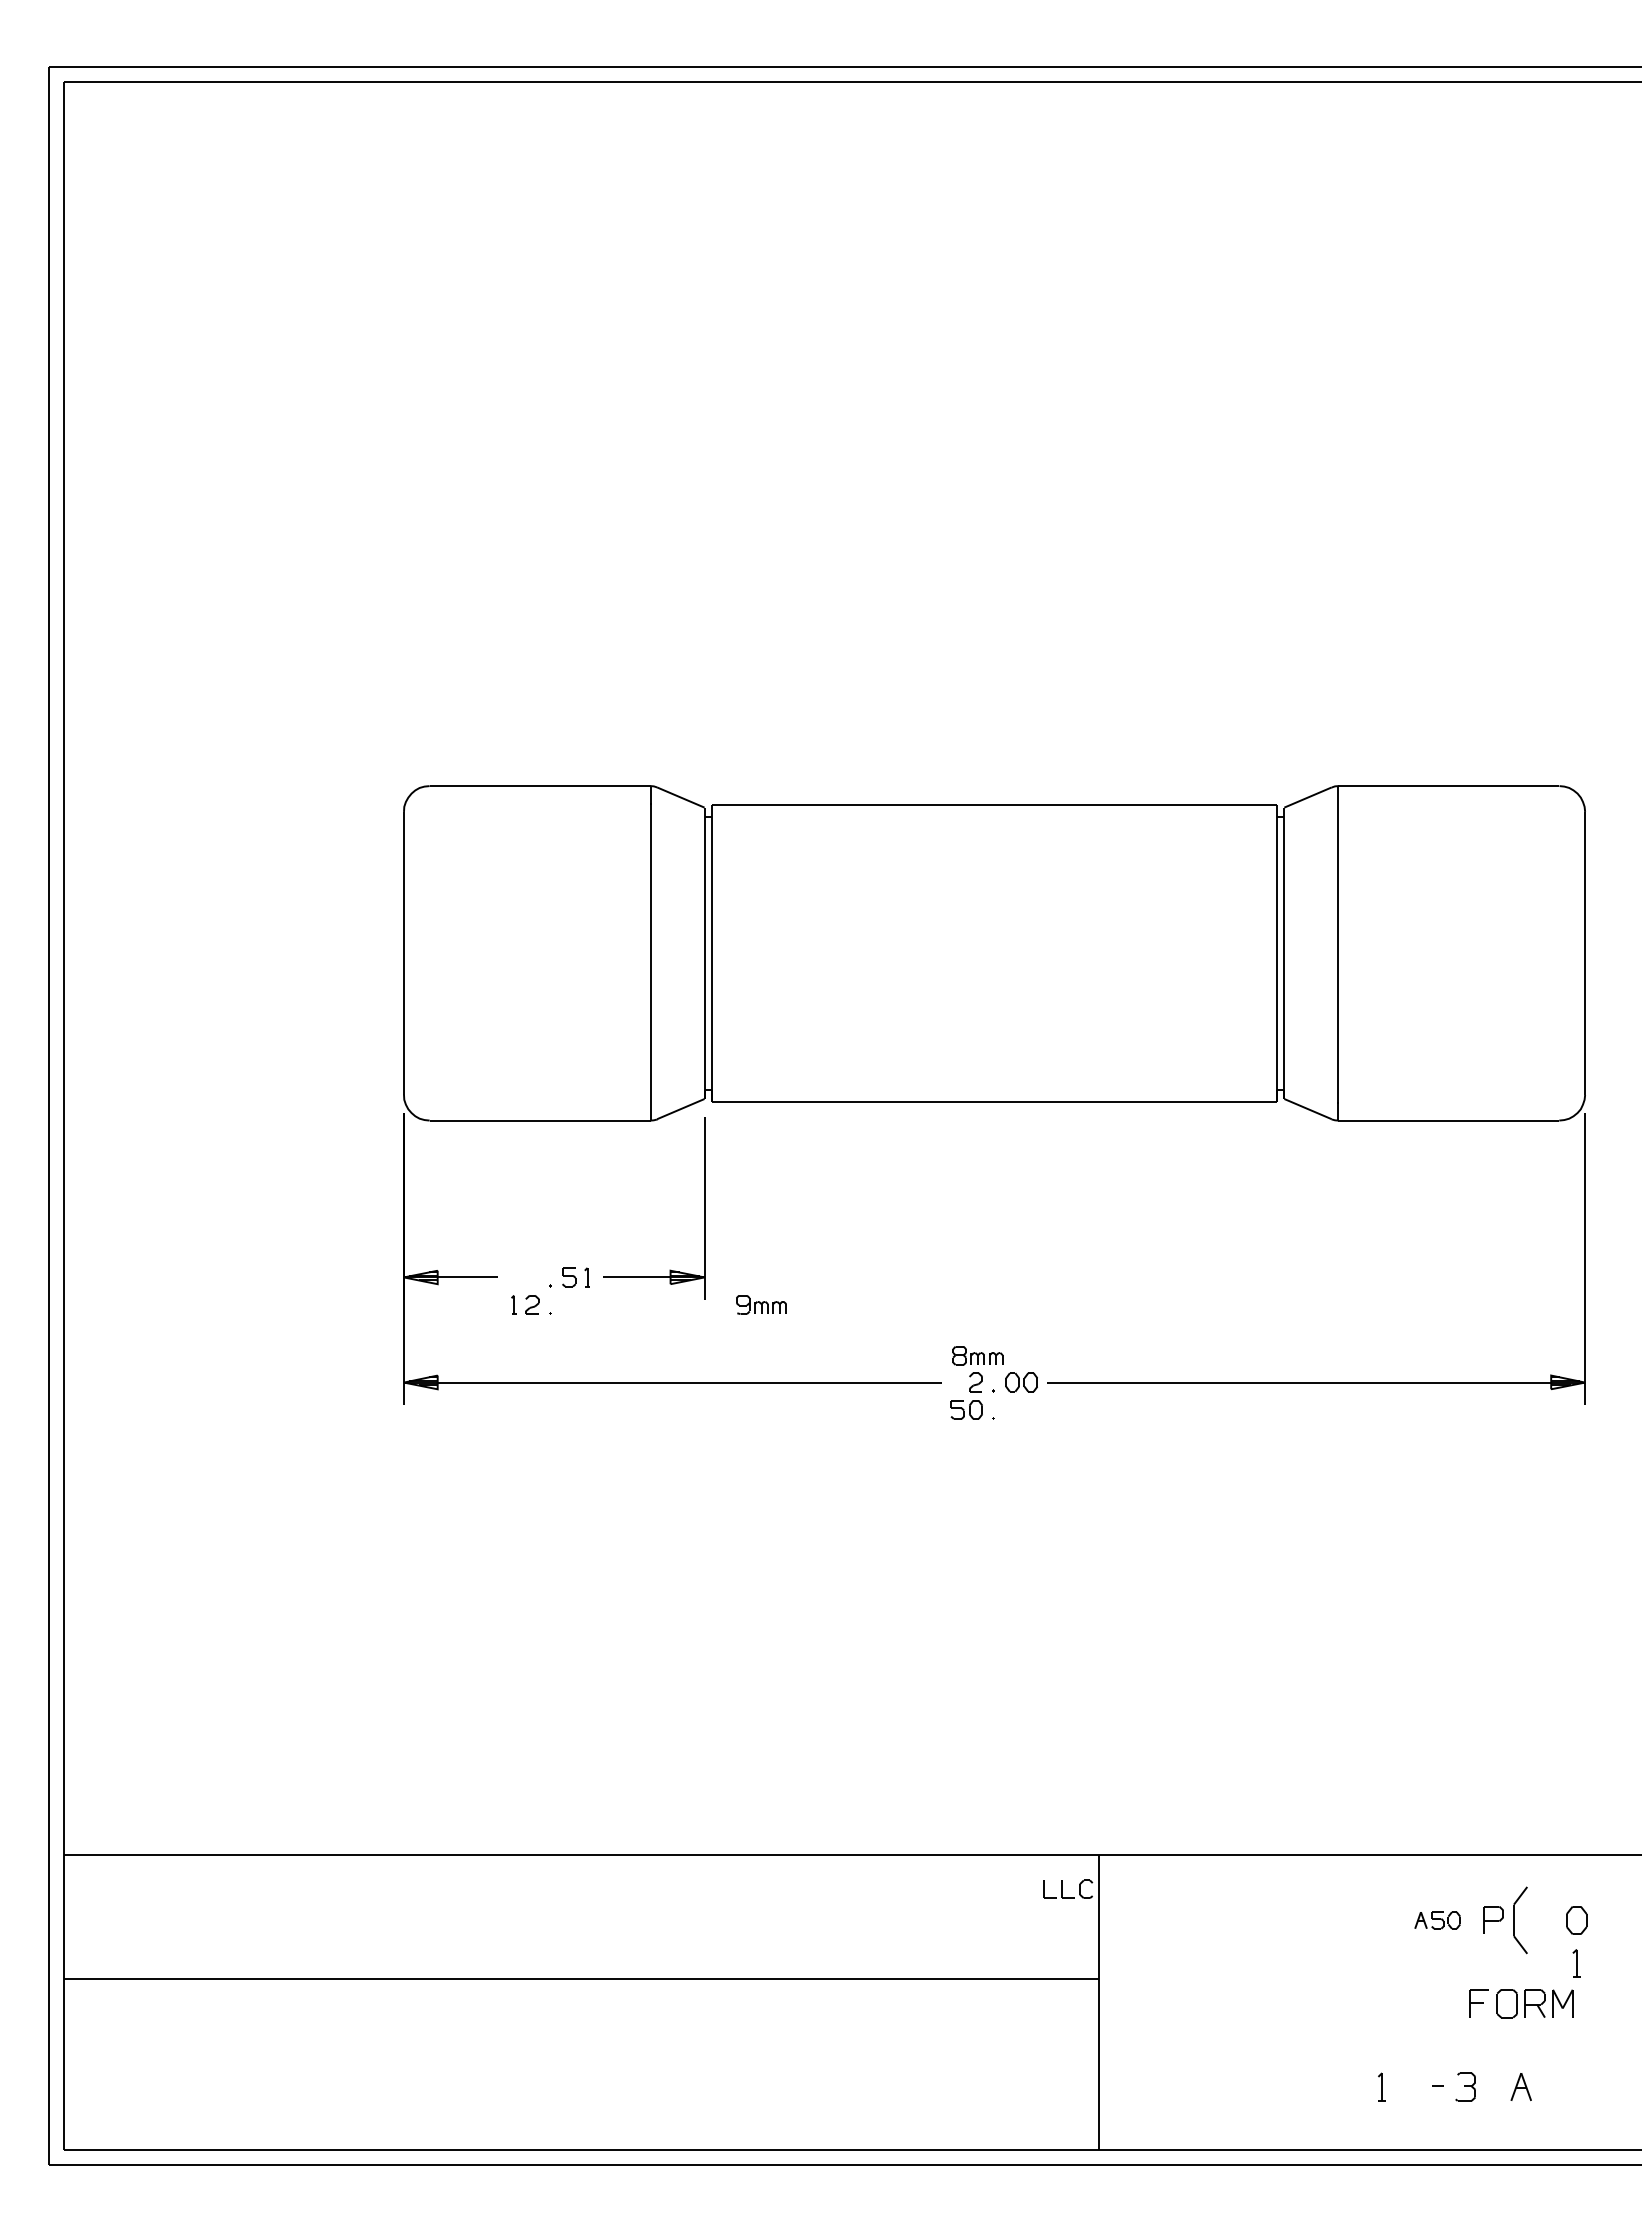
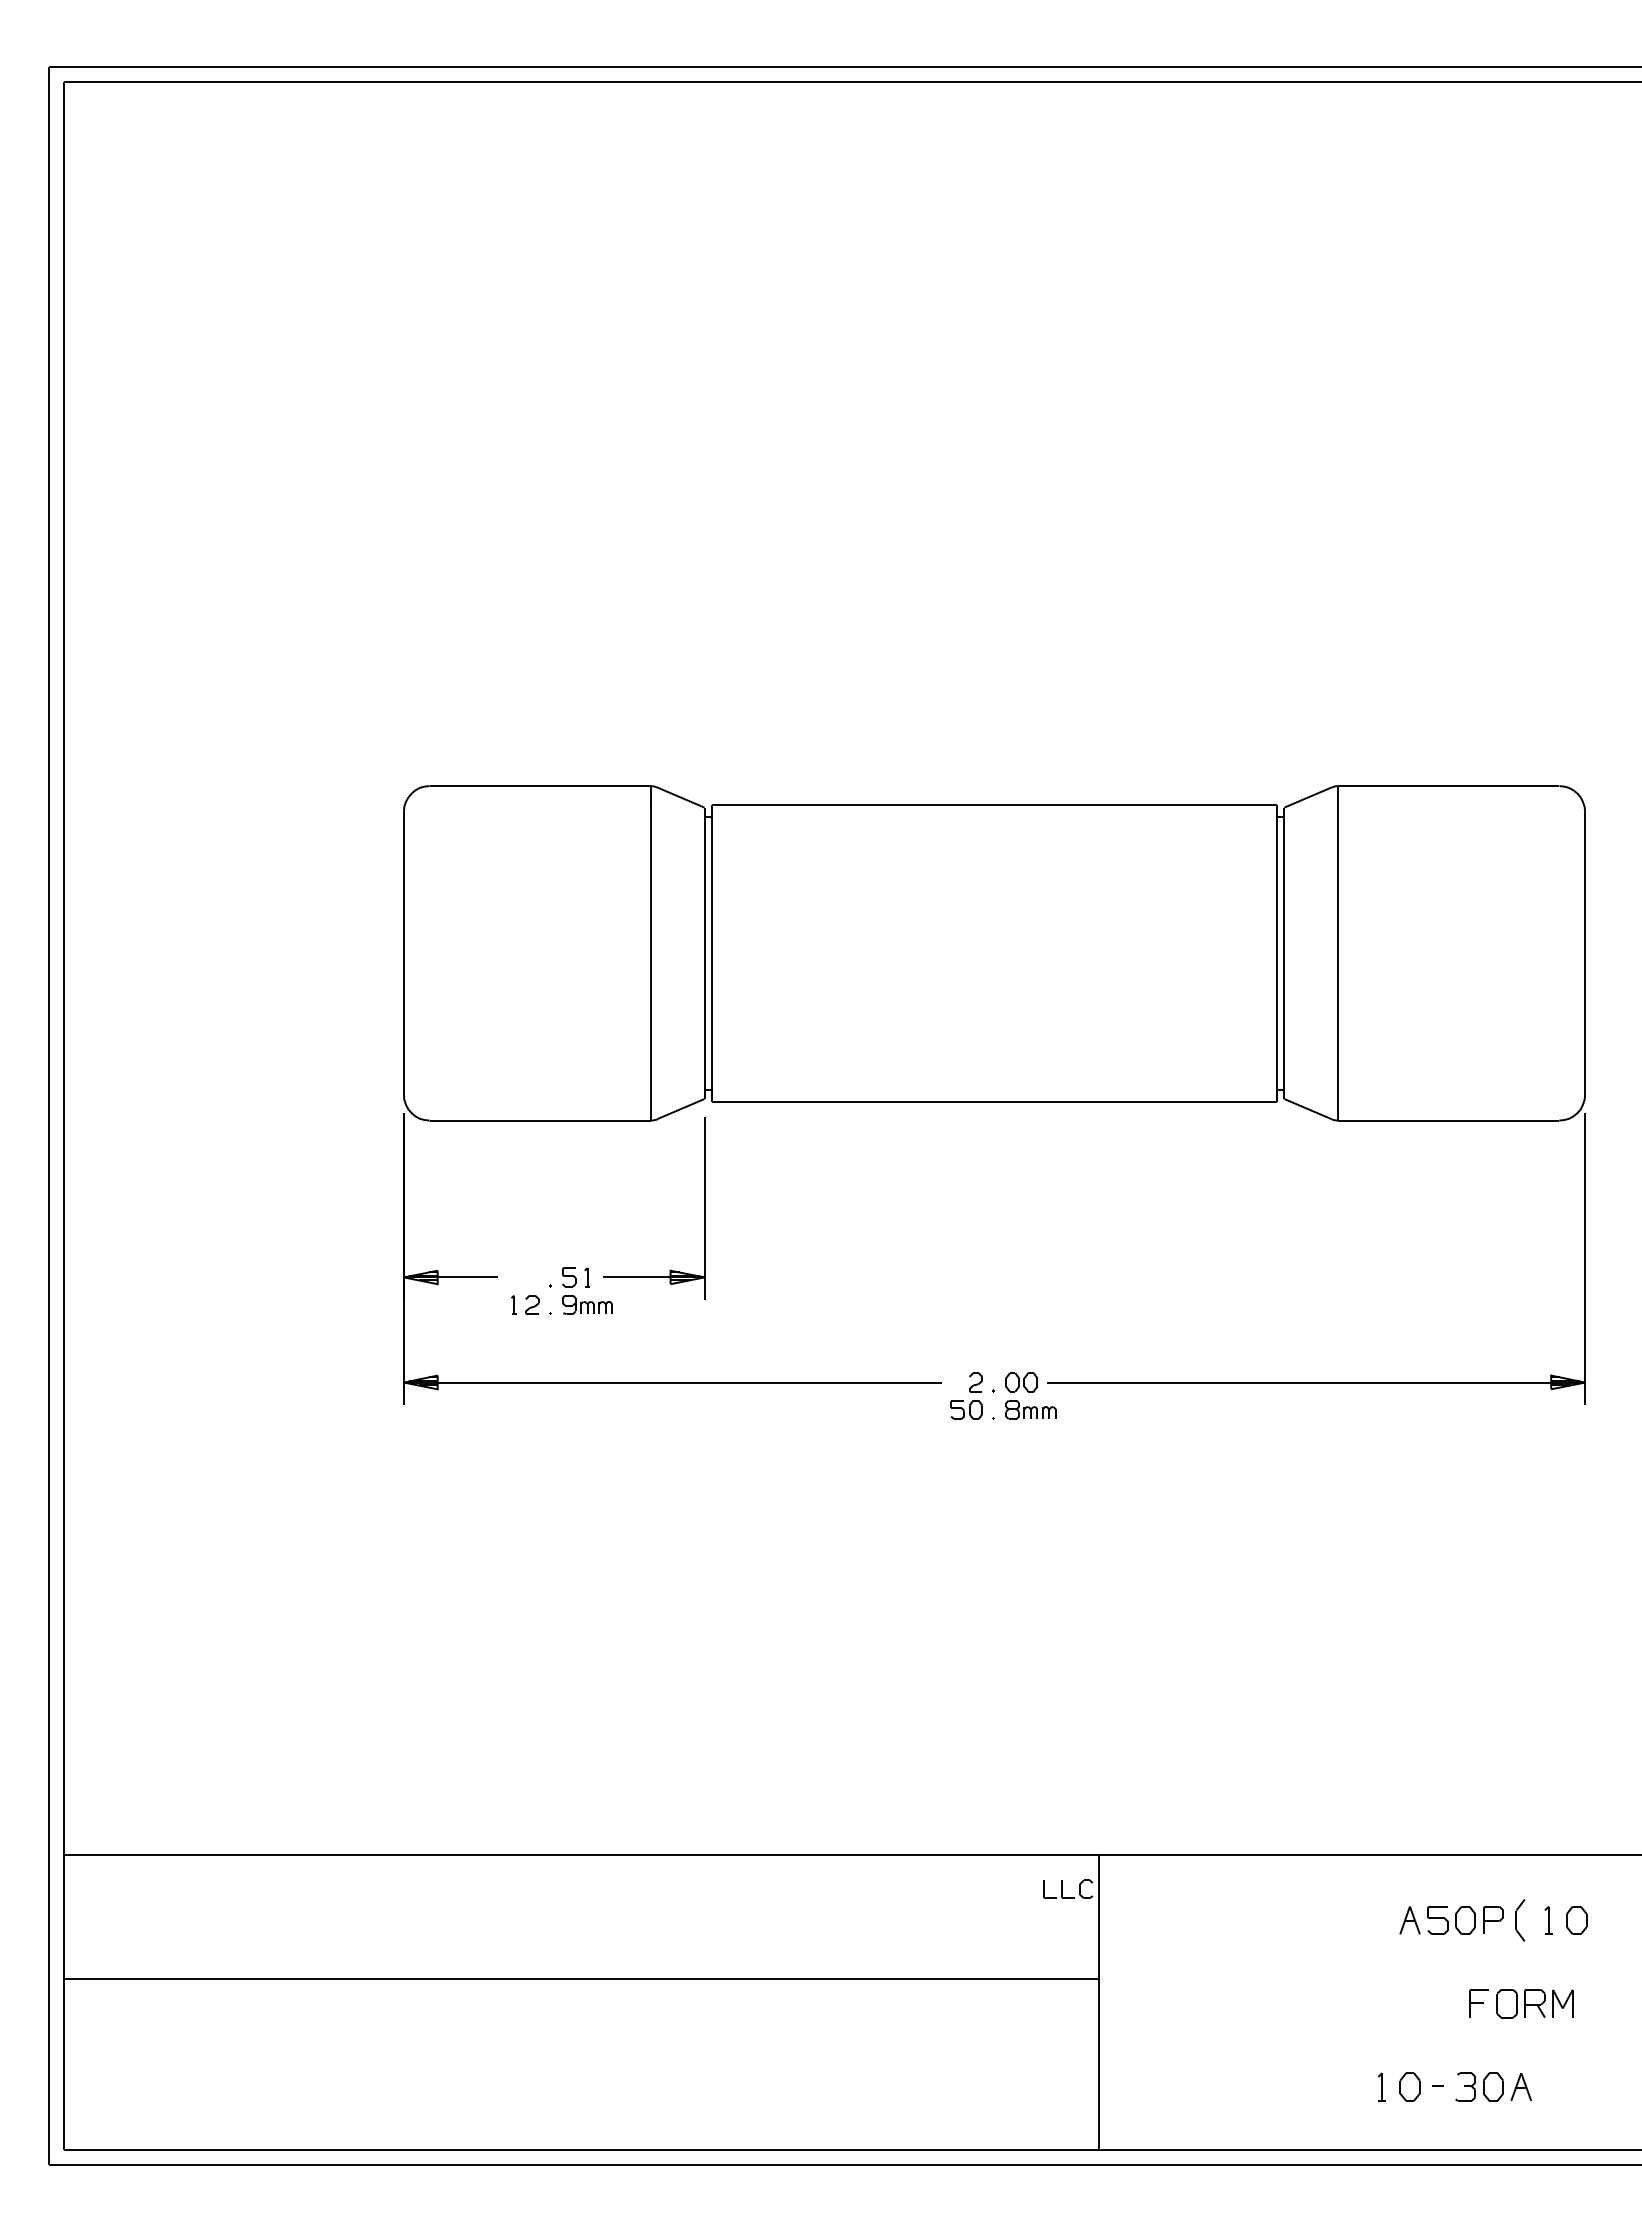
part position: (761, 1304) -> (587, 1304) (587, 1304)
part position: (977, 1355) -> (1030, 1409) (1030, 1409)
part size: 47x19 px -> 77x29 px (1437, 1920)
part size: 15x69 px -> 11x43 px (1520, 1920)
part position: (1576, 1963) -> (1548, 1920) (1548, 1920)
part: none -> present (1409, 2086)
part: none -> present (1493, 2086)
